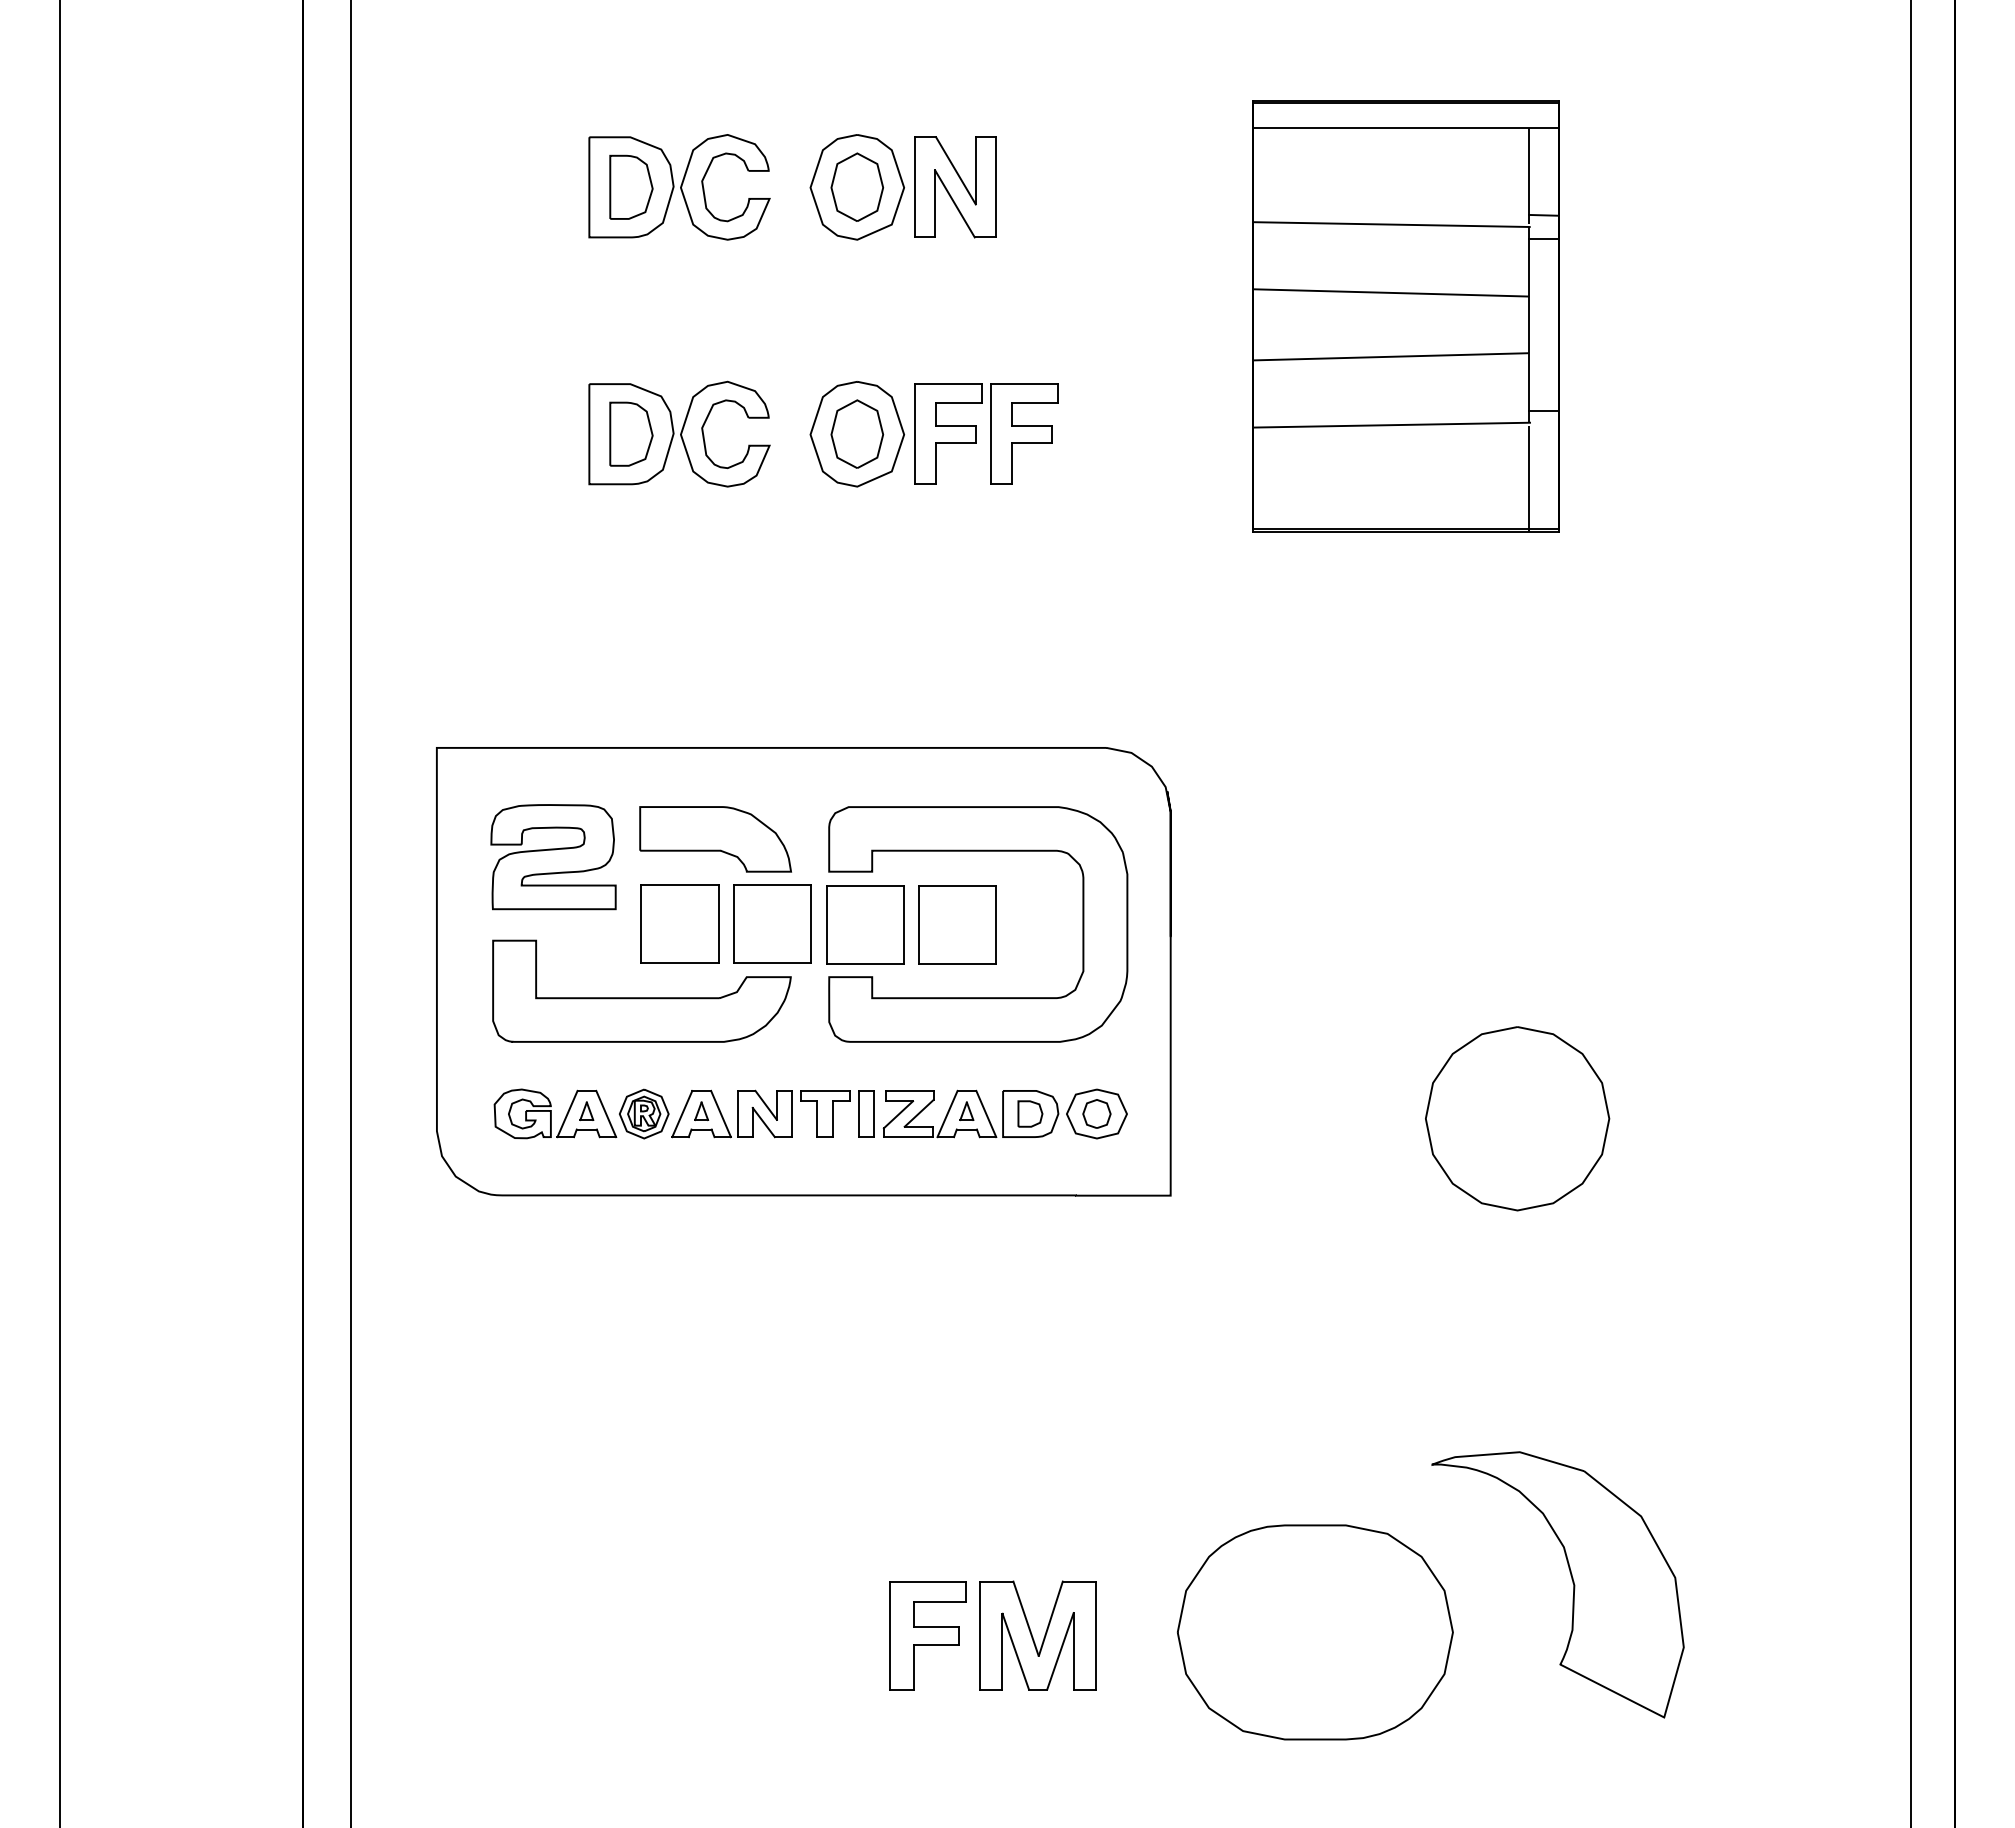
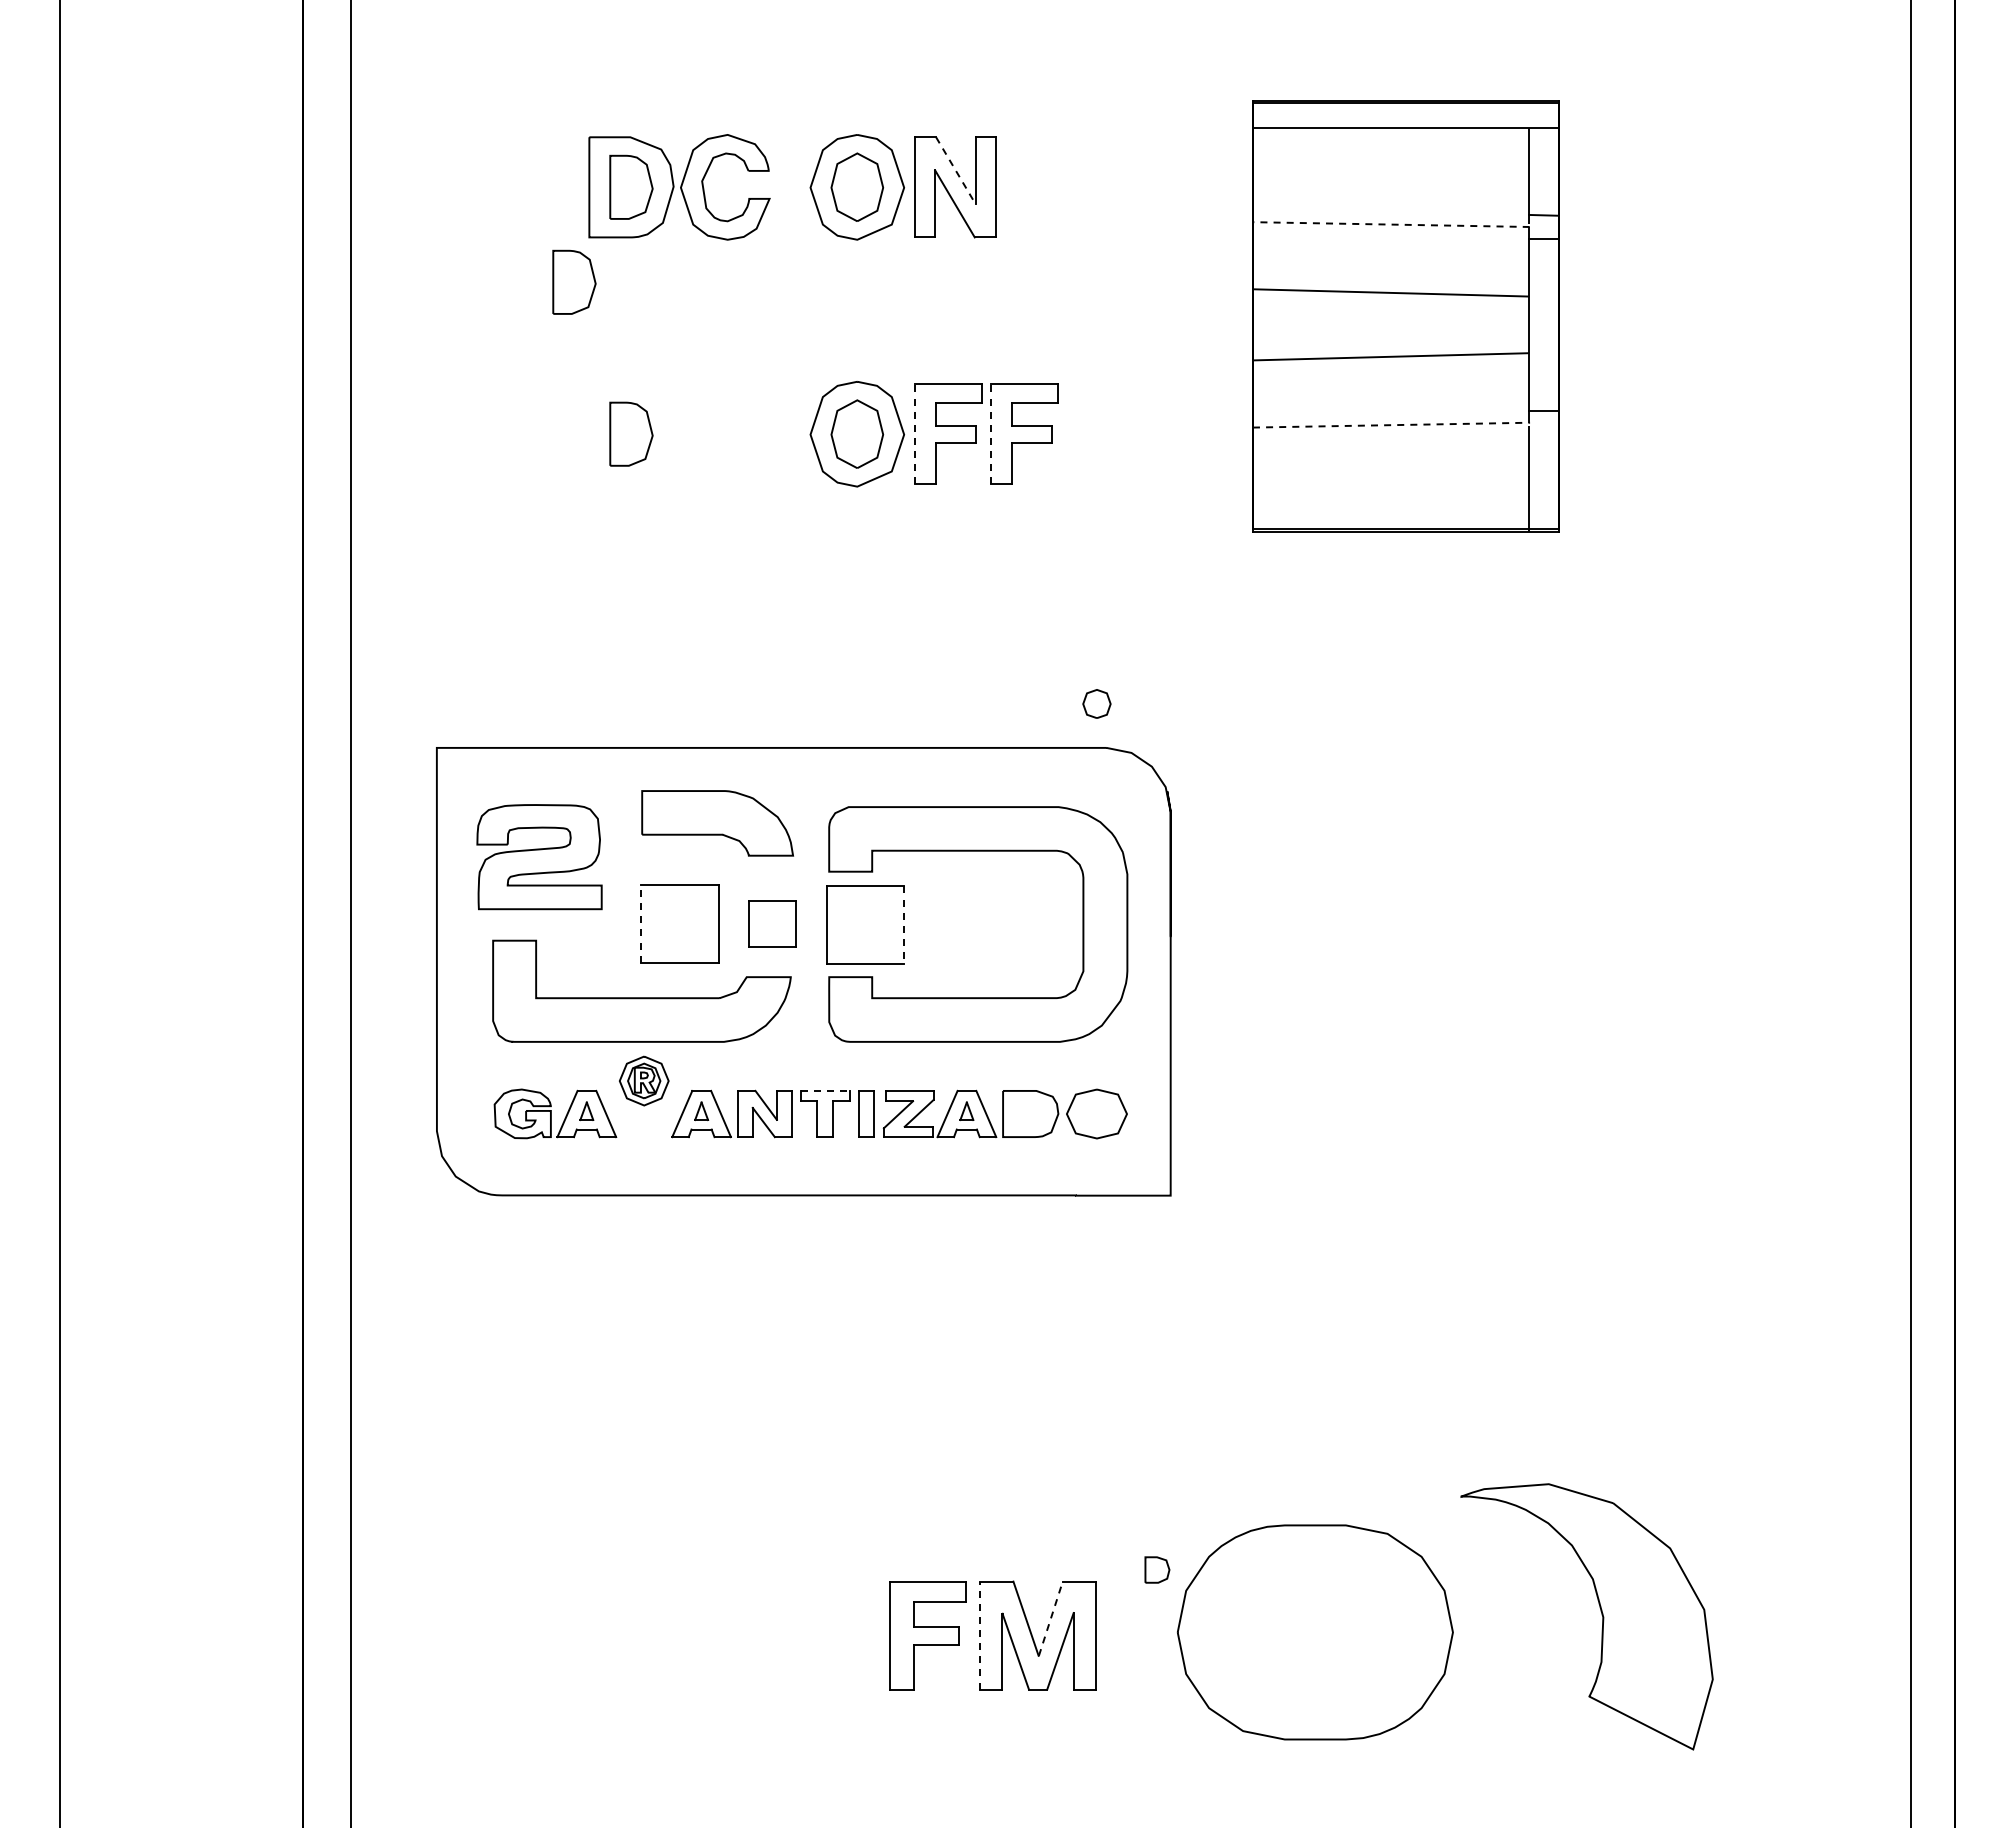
line: solid -> dashed (956, 171)
line: solid -> dashed (1390, 224)
part: none -> present (574, 281)
line: solid -> dashed (1391, 425)
part: present -> none (679, 433)
line: solid -> dashed (915, 433)
line: solid -> dashed (991, 433)
part position: (715, 839) -> (717, 823) (717, 823)
part position: (553, 857) -> (539, 857) (539, 857)
part size: 79x80 px -> 49x48 px (772, 923)
line: solid -> dashed (641, 924)
part: present -> none (957, 924)
line: solid -> dashed (904, 925)
line: solid -> dashed (825, 1090)
part position: (644, 1113) -> (644, 1080) (644, 1080)
part position: (1030, 1113) -> (1157, 1569) (1157, 1569)
part position: (1096, 1113) -> (1096, 703) (1096, 703)
part: present -> none (1517, 1118)
part position: (1571, 1579) -> (1600, 1611) (1600, 1611)
line: solid -> dashed (1050, 1618)
line: solid -> dashed (980, 1635)
